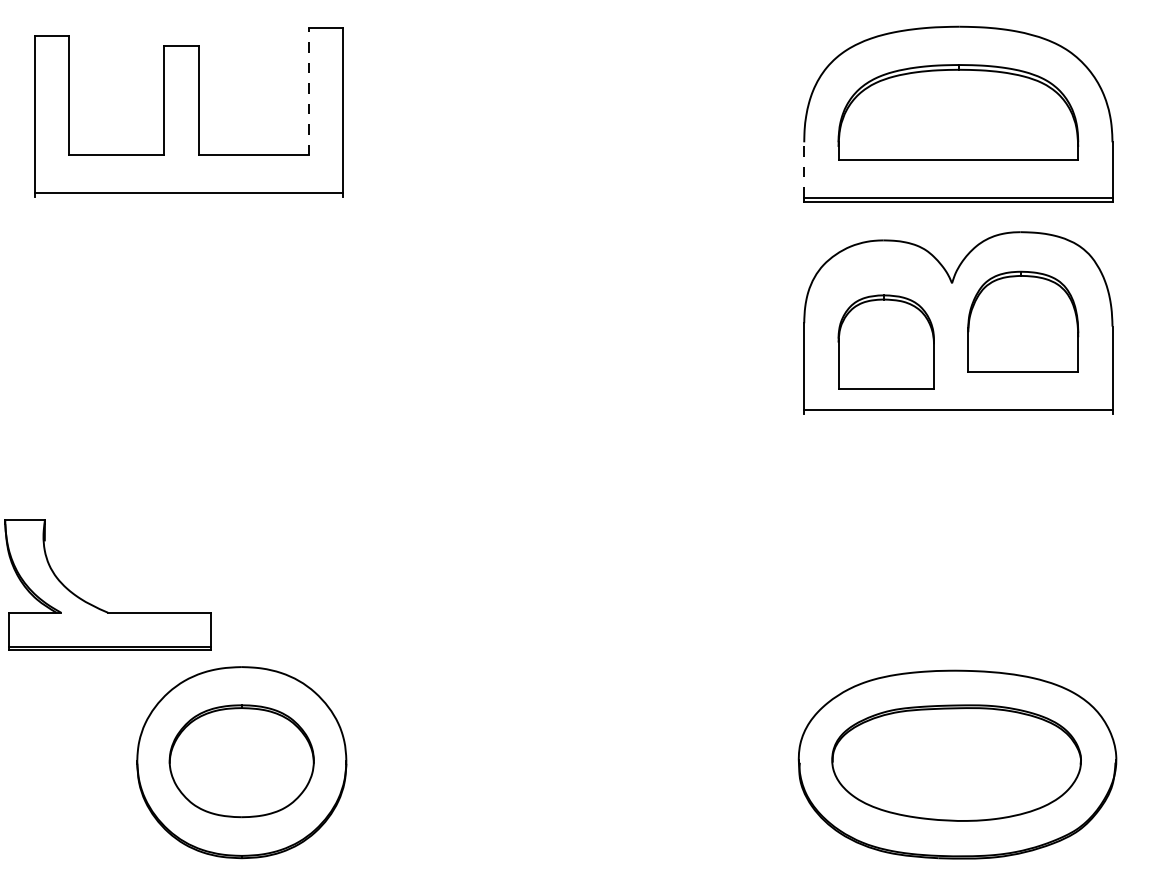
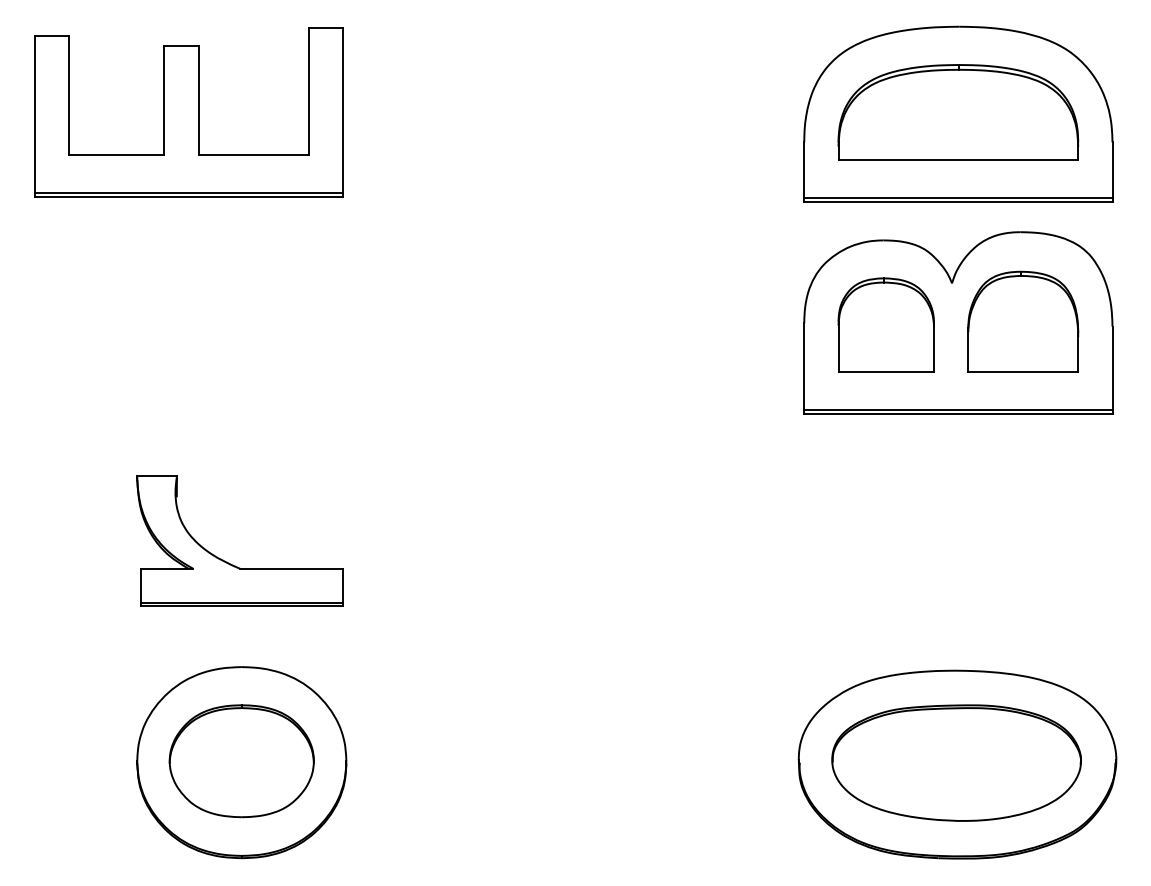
line: dashed -> solid (308, 91)
line: dashed -> solid (804, 170)
line: none -> present (188, 197)
part position: (885, 341) -> (885, 324) (885, 324)
line: none -> present (958, 414)
part position: (95, 605) -> (227, 561) (227, 561)
